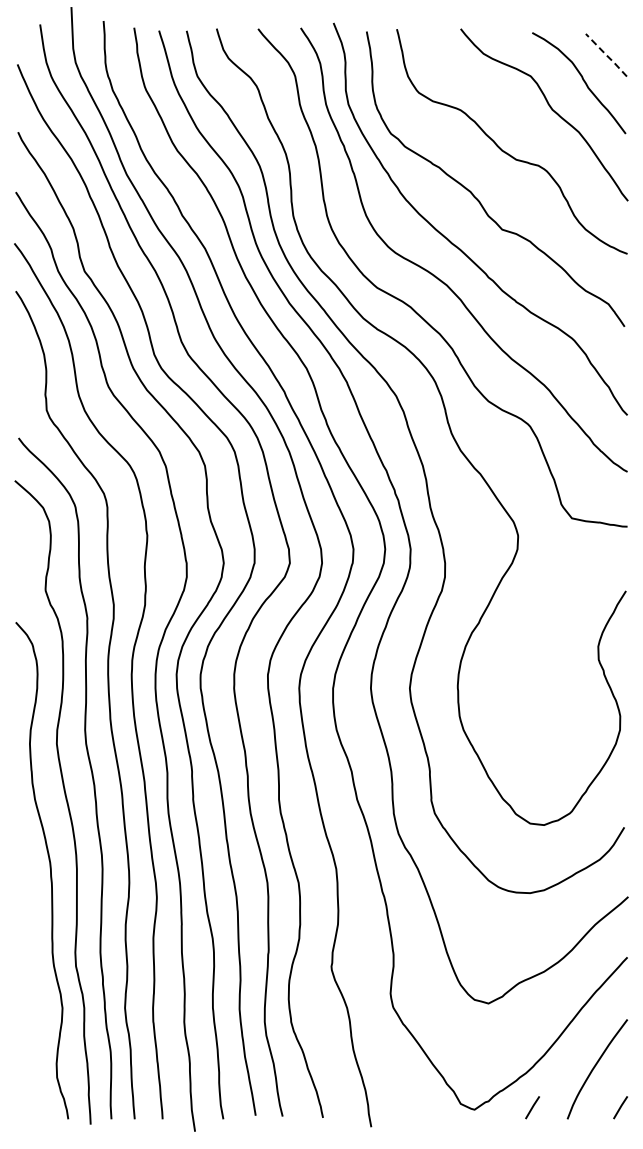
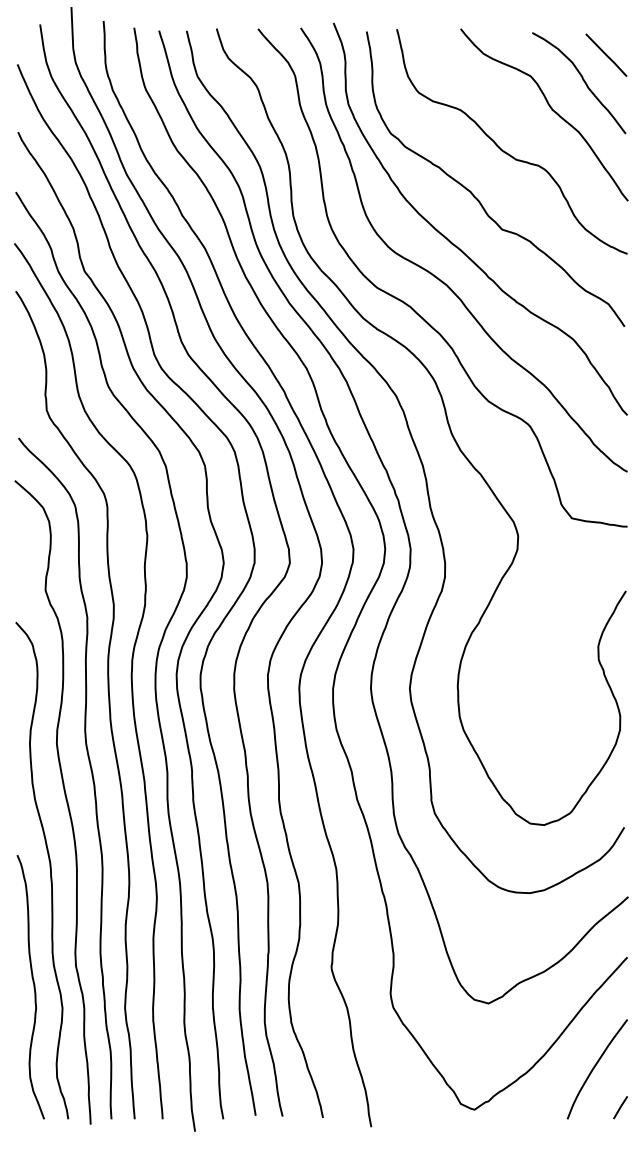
line: dashed -> solid (606, 55)
curve: none -> present (33, 987)
line: present -> none (532, 1107)
